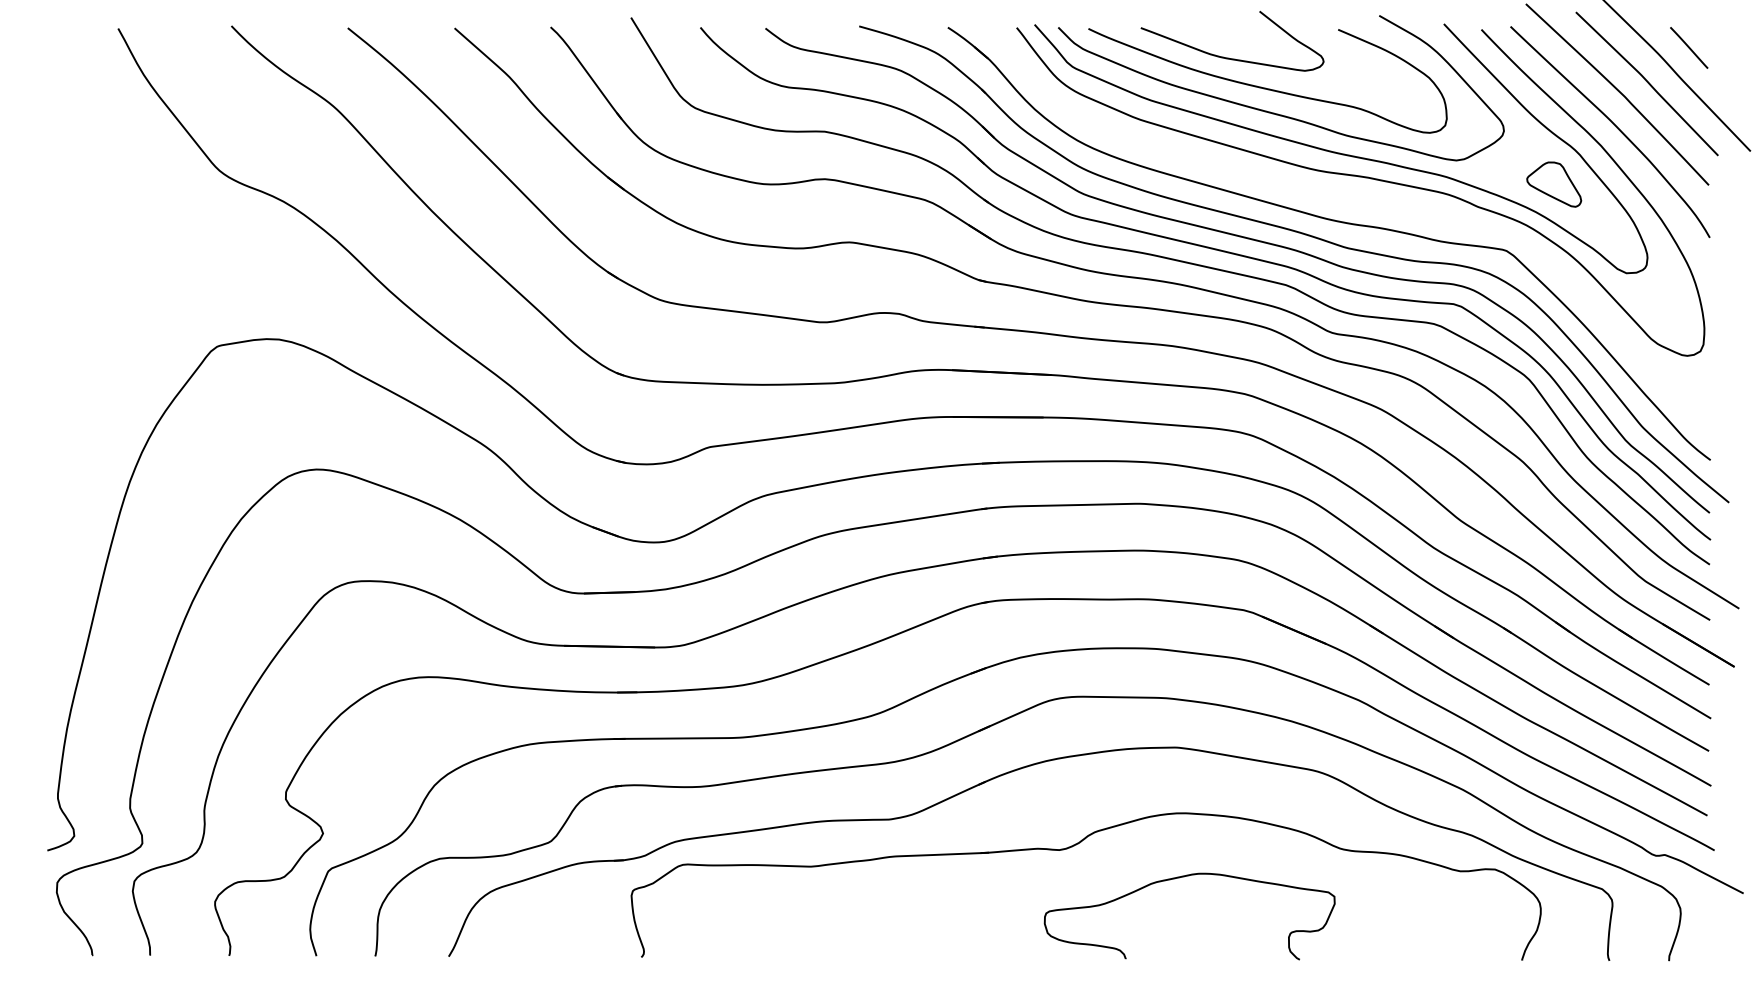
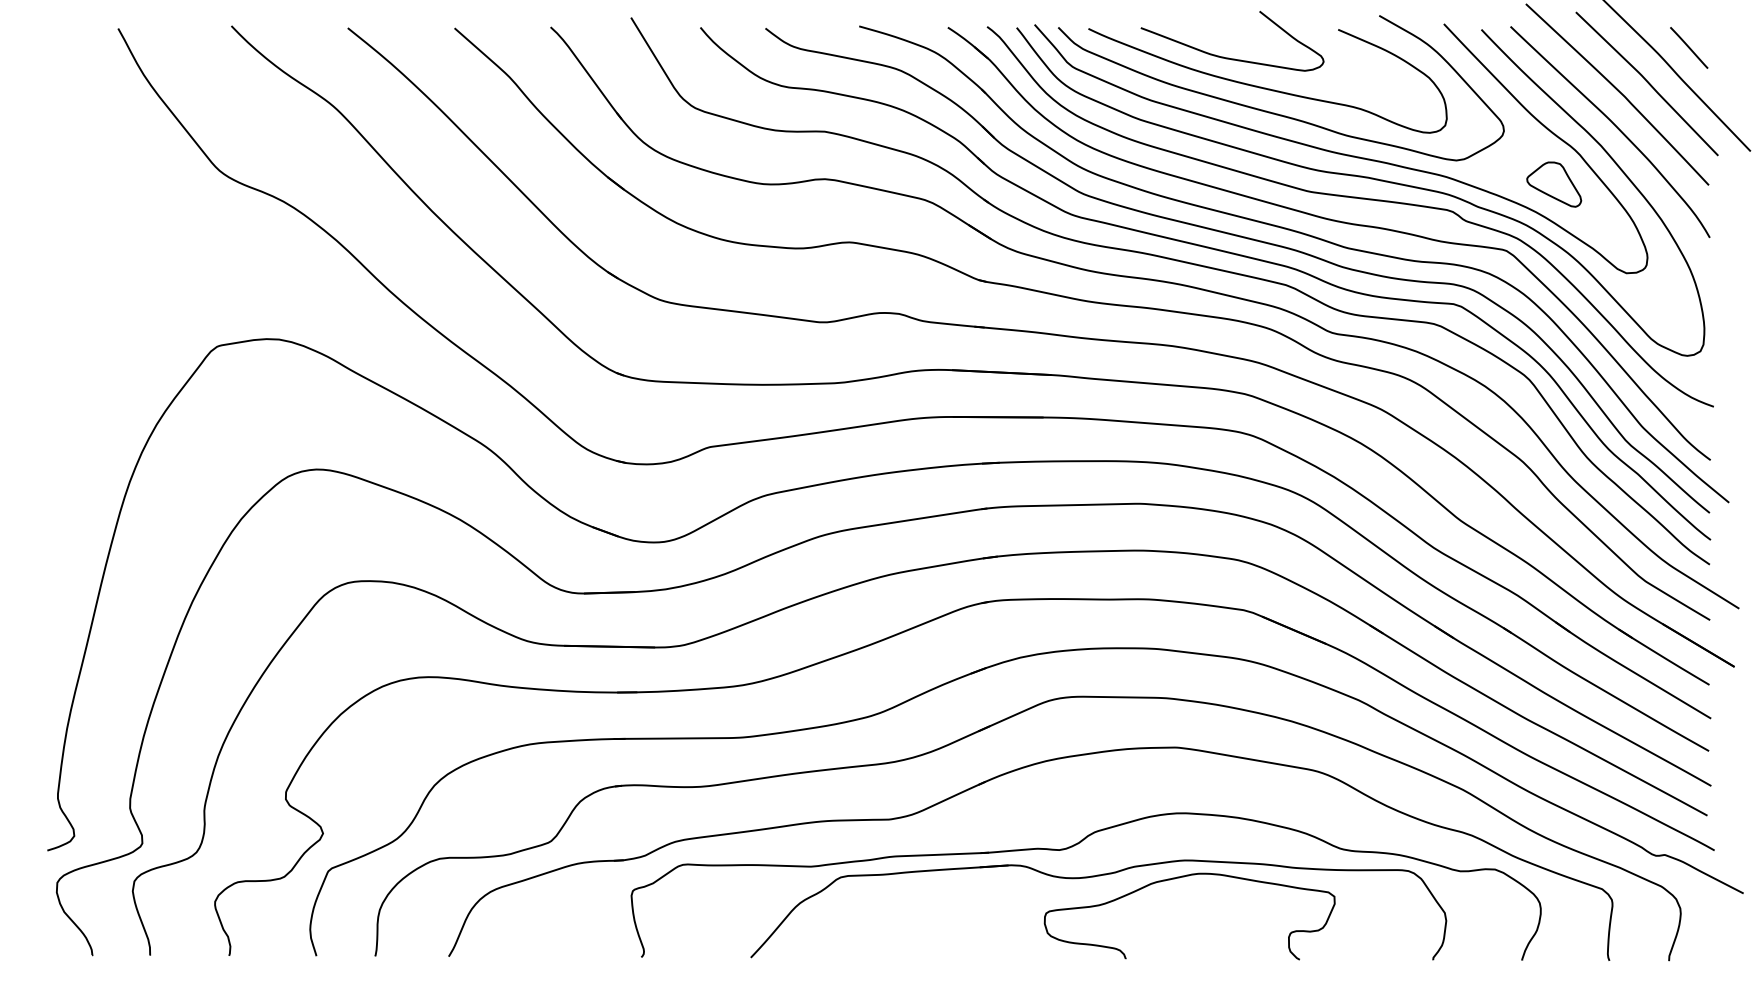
curve: none -> present (1351, 198)
part: none -> present (1094, 877)
